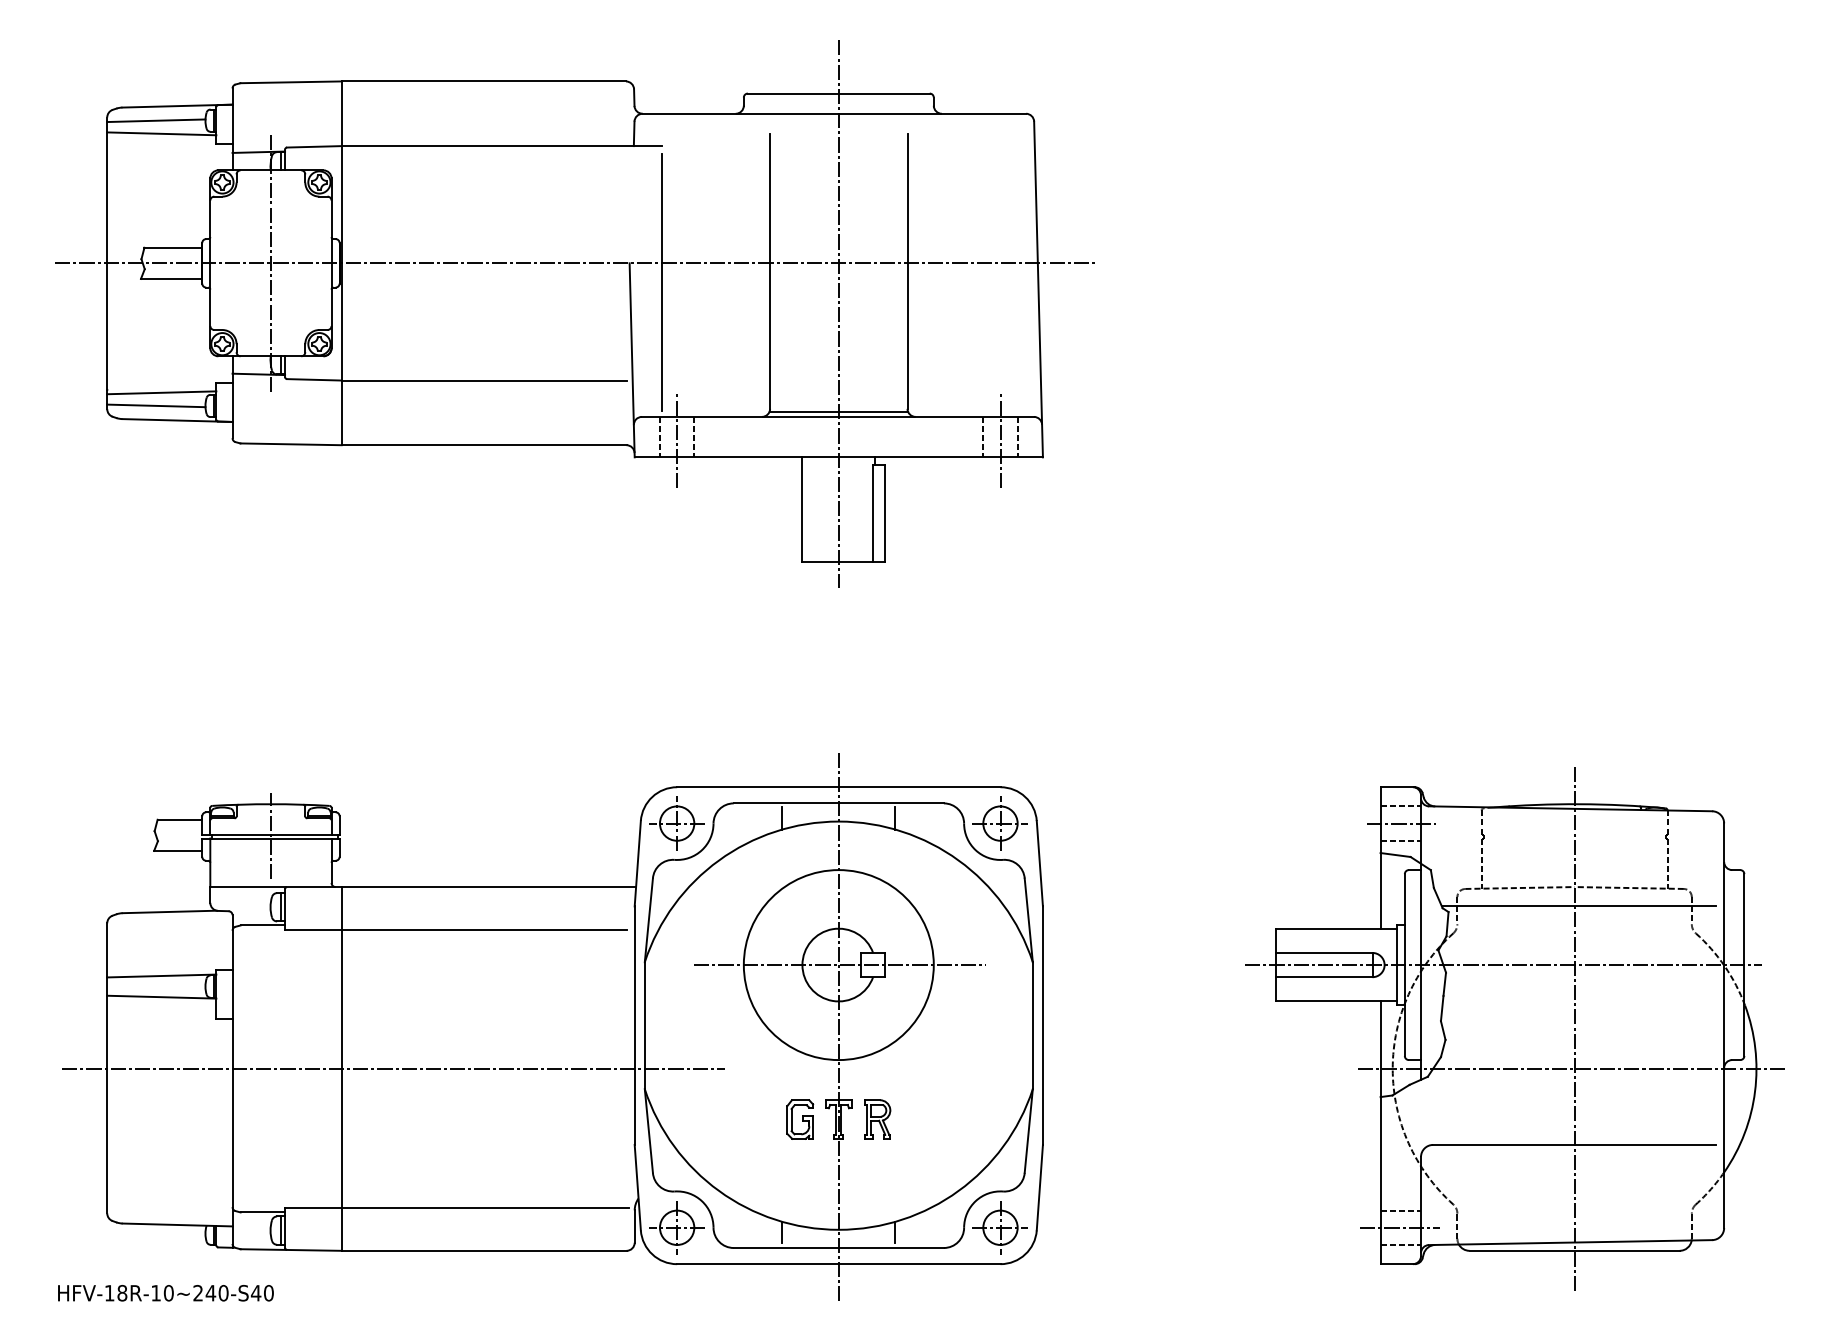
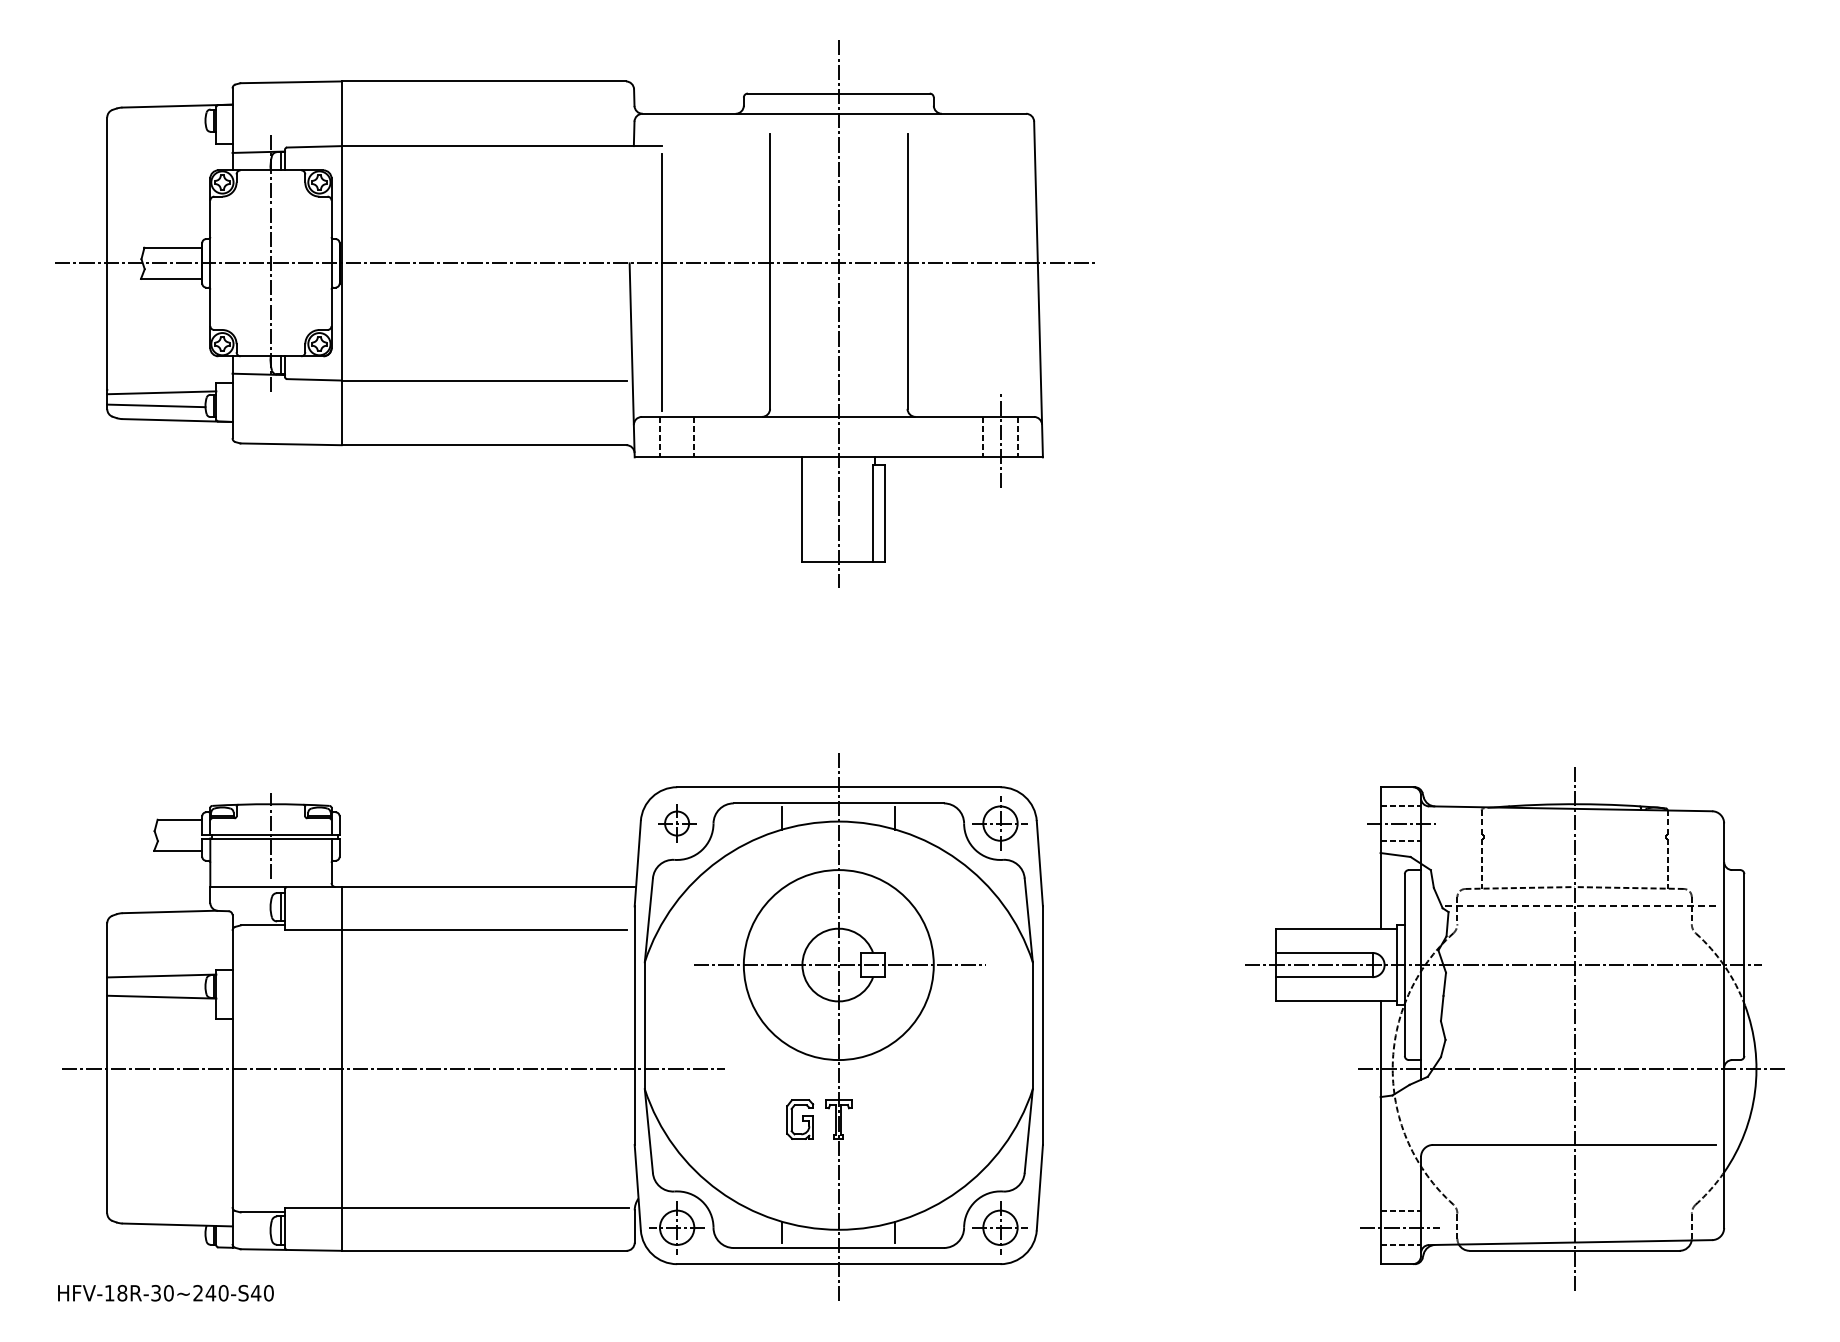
line: present -> none (156, 120)
line: present -> none (161, 133)
line: present -> none (838, 411)
line: present -> none (677, 439)
part size: 56x55 px -> 39x39 px (677, 823)
line: solid -> dashed (1578, 906)
part: present -> none (877, 1119)
text: HFV-18R-10~240-S40 -> HFV-18R-30~240-S40 (155, 1292)
